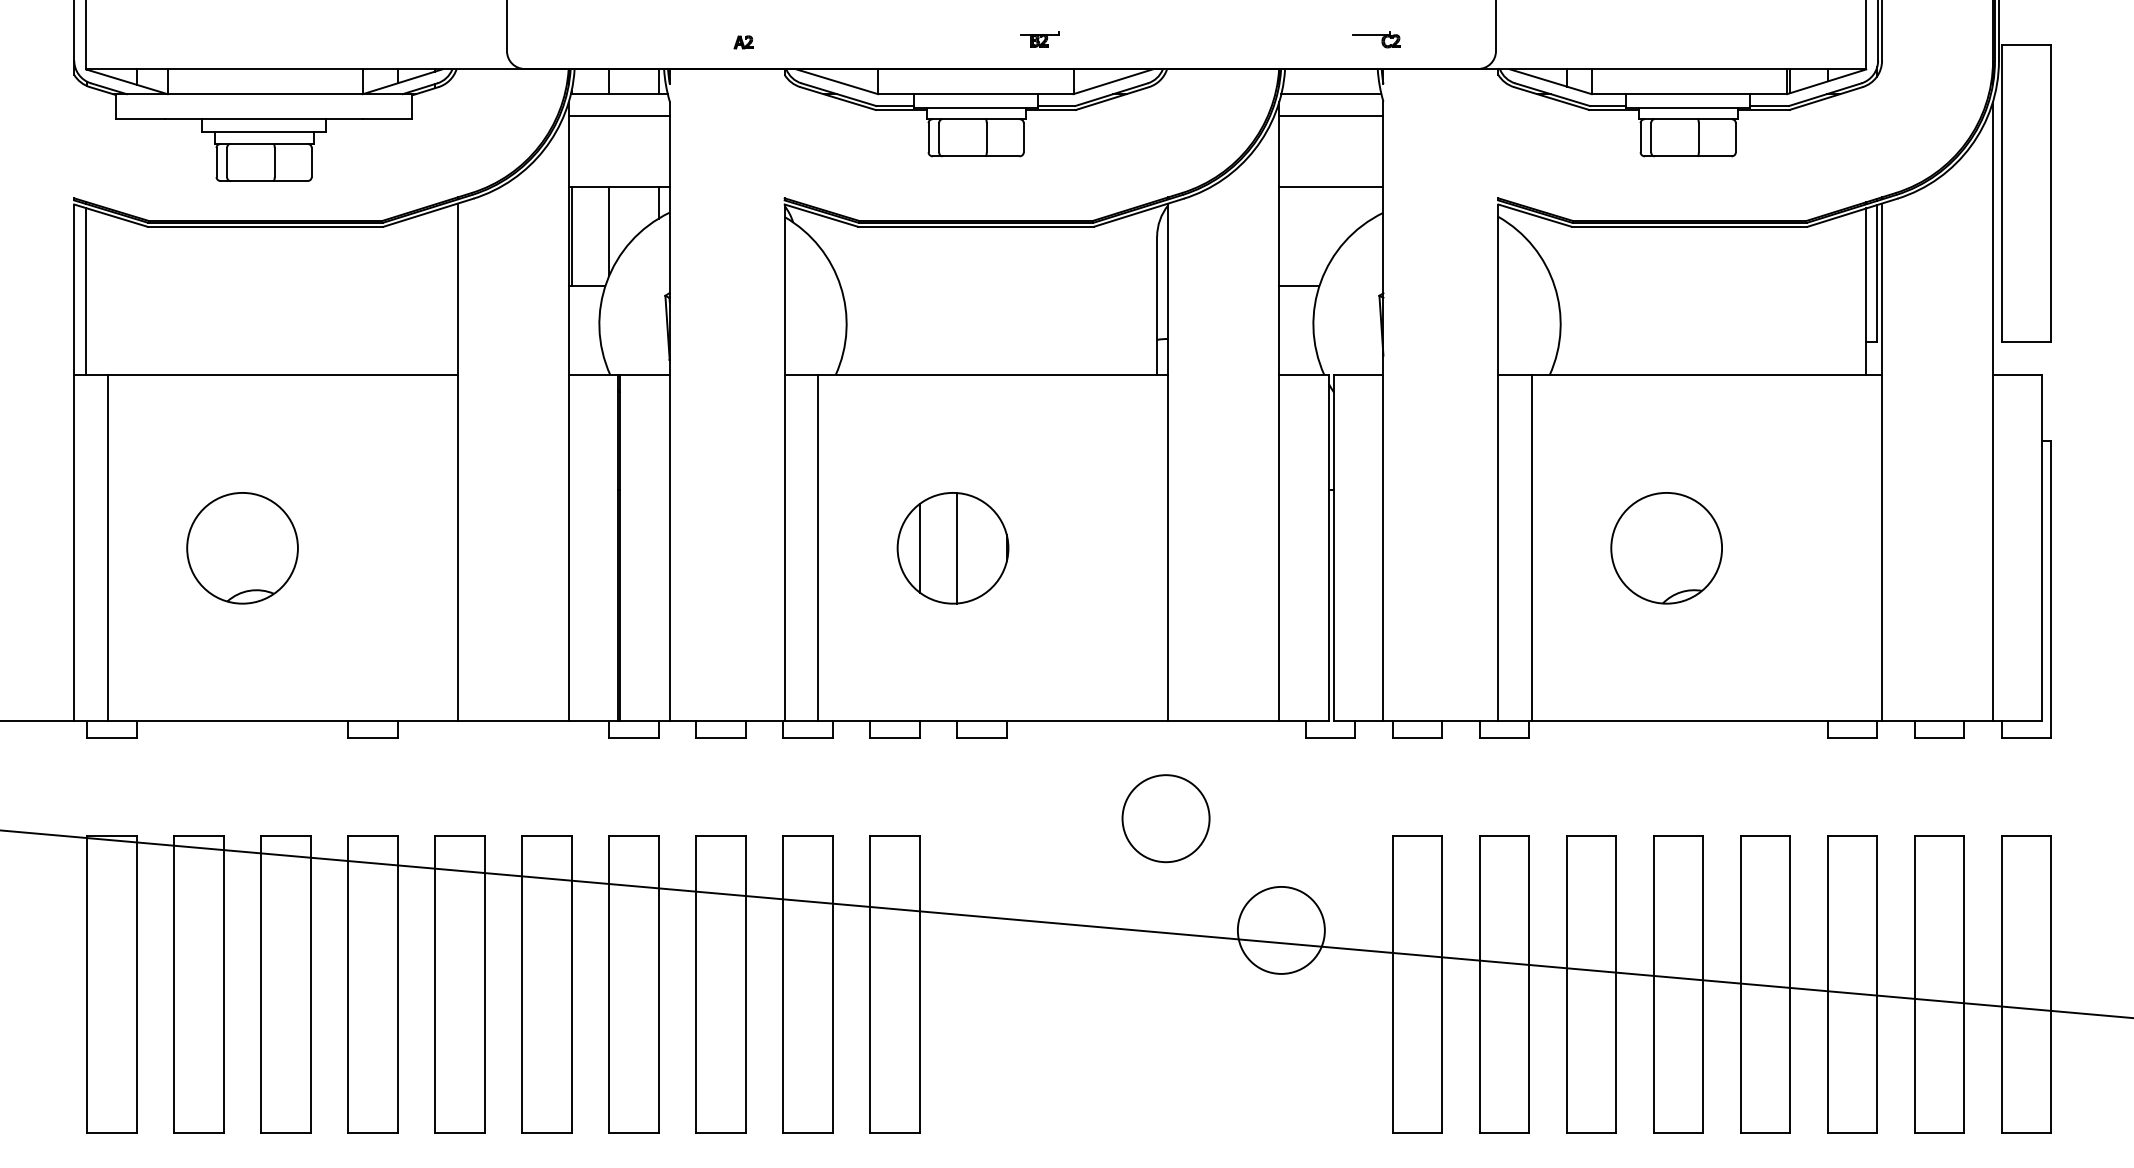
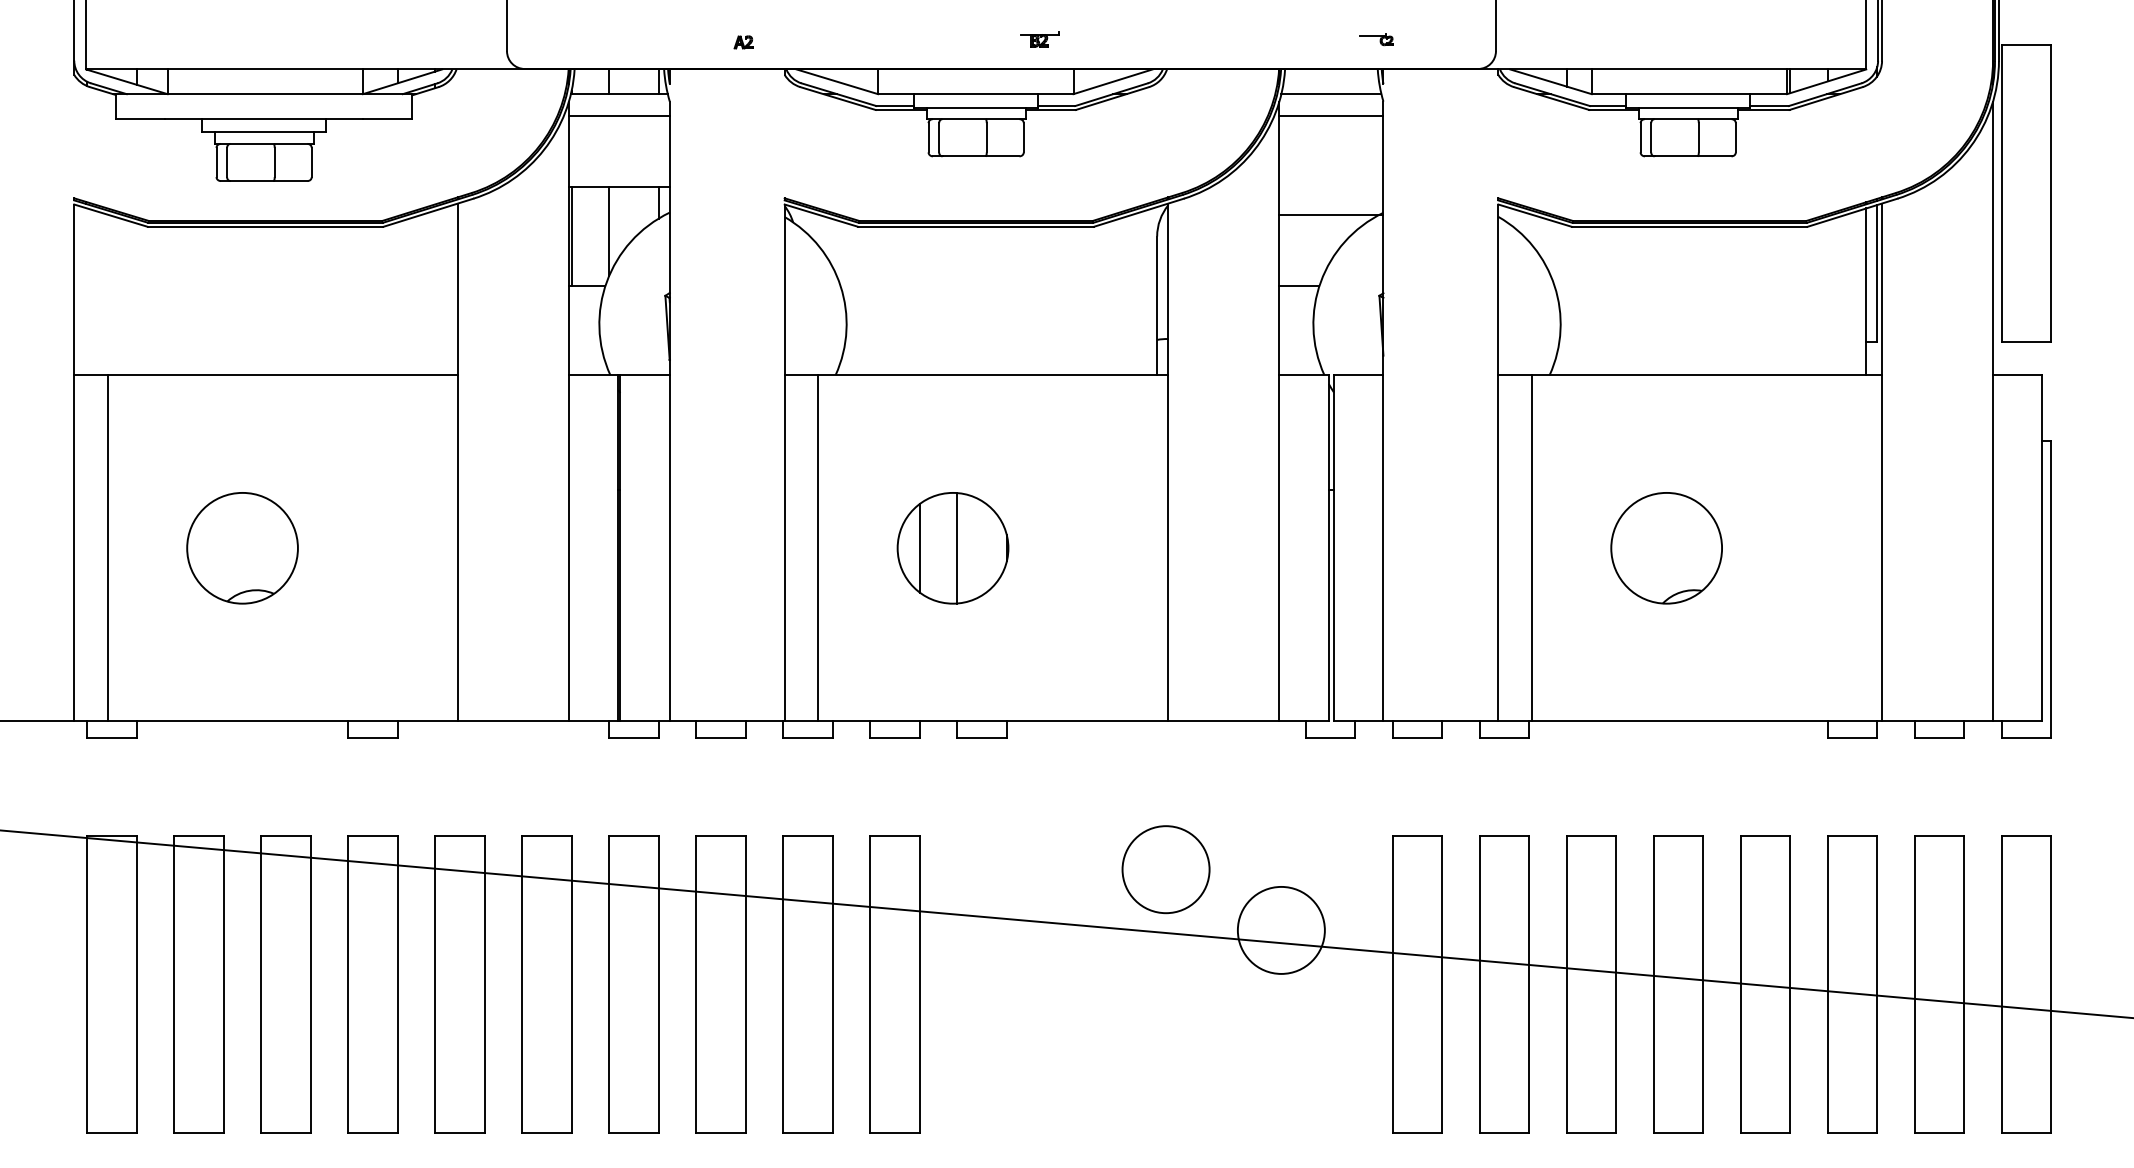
part size: 49x18 px -> 35x14 px (1376, 39)
line position: (1331, 187) -> (1331, 215) (1331, 215)
line: present -> none (86, 291)
circle position: (1165, 818) -> (1165, 869) (1165, 869)
